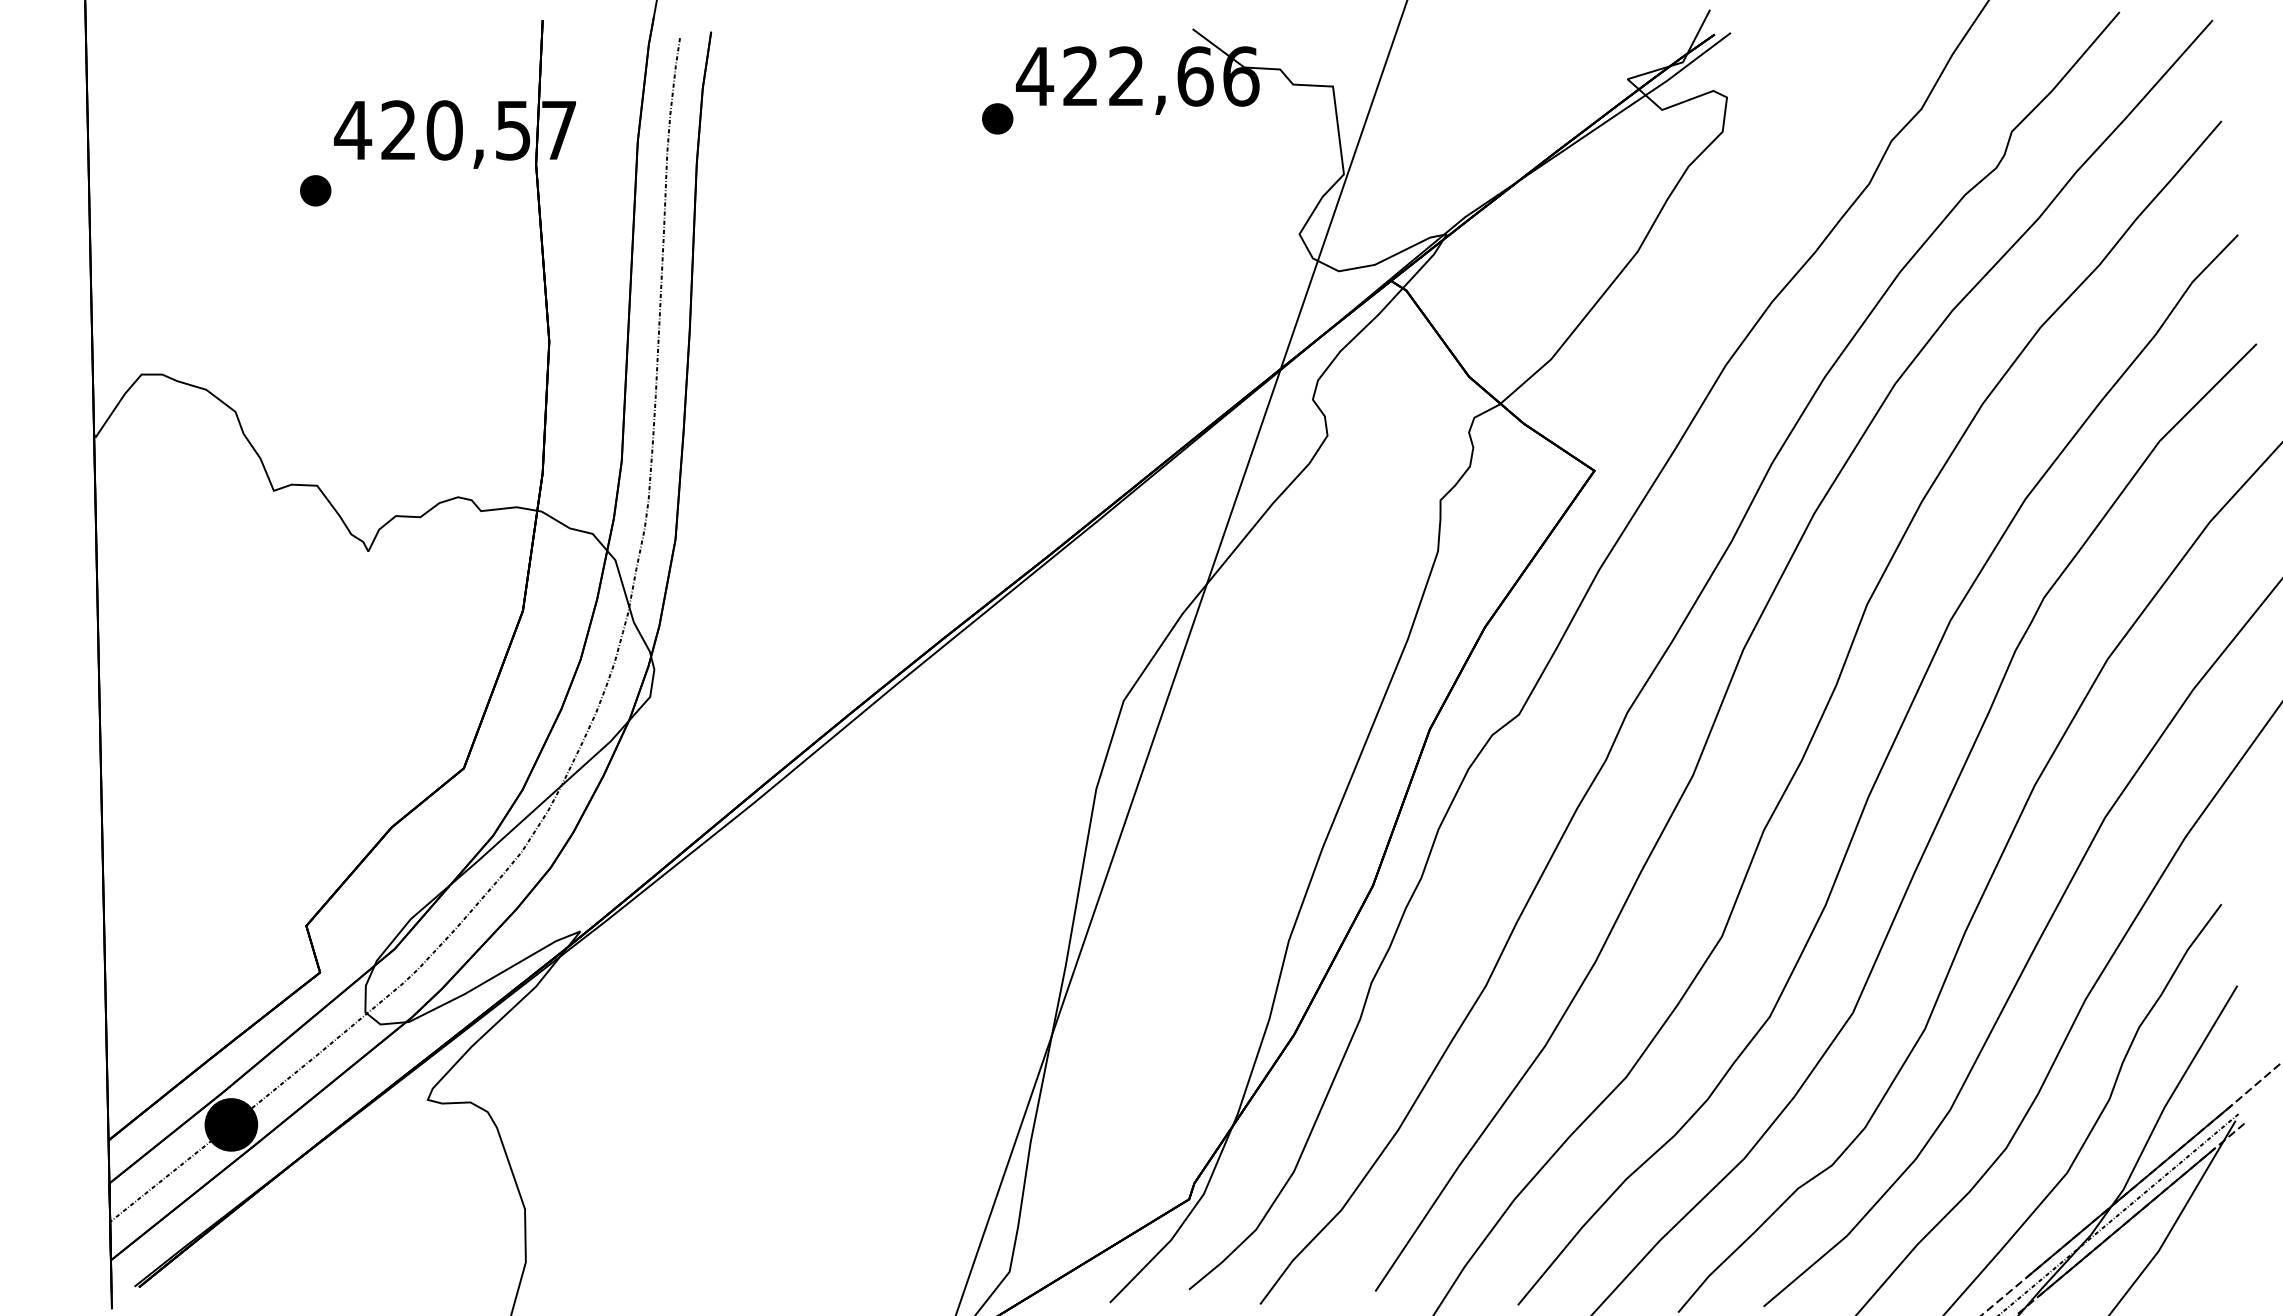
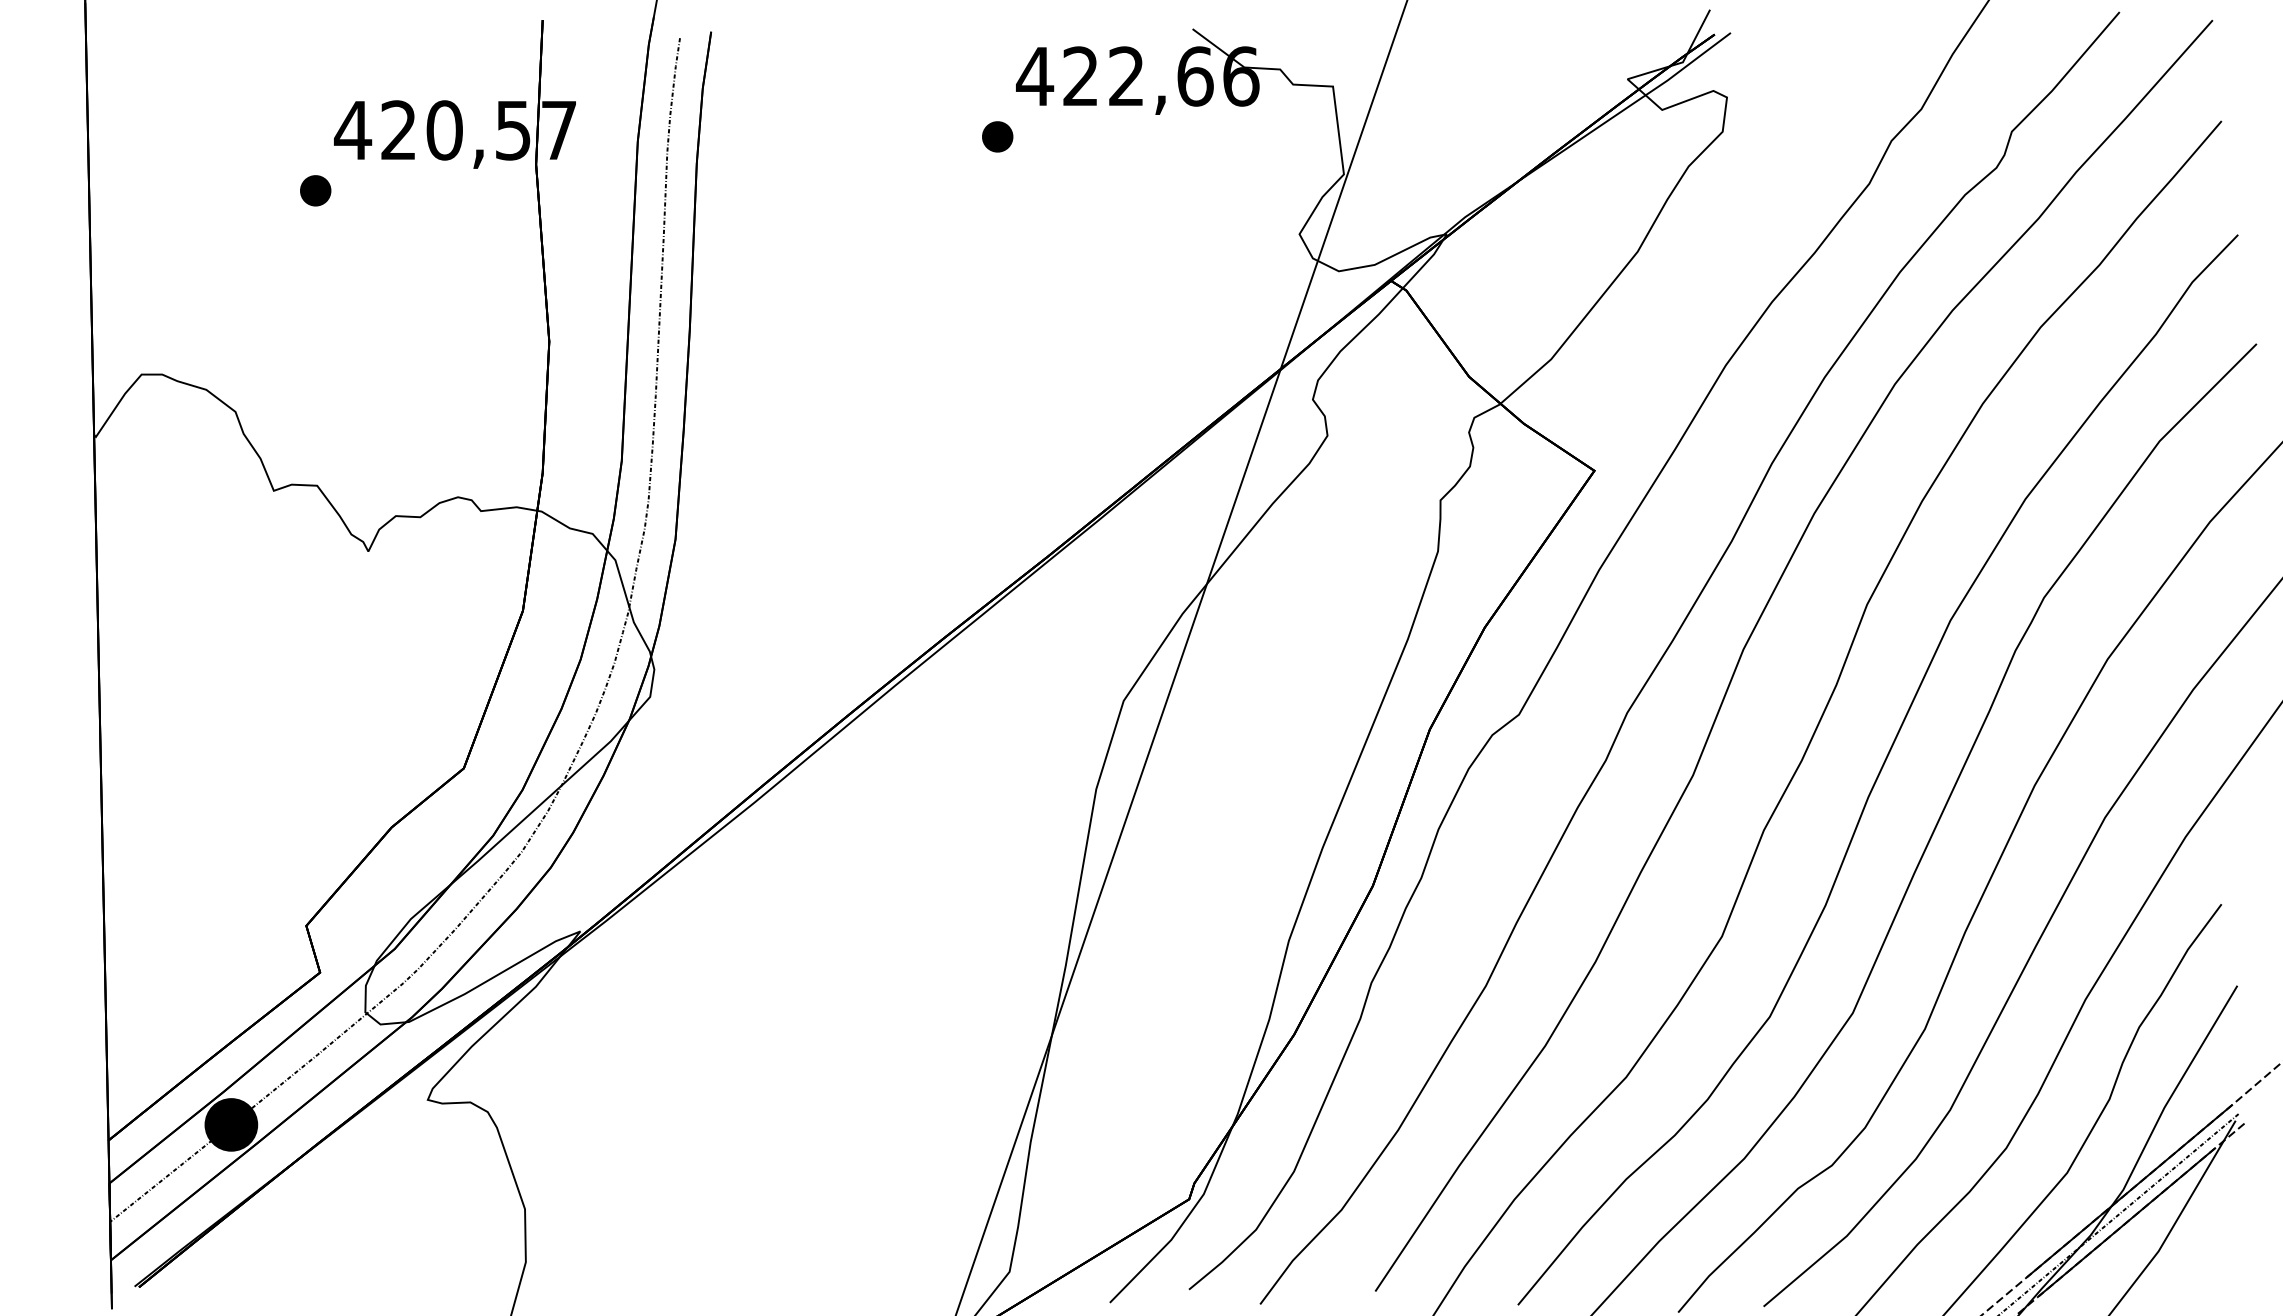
part position: (997, 118) -> (997, 136) (997, 136)
